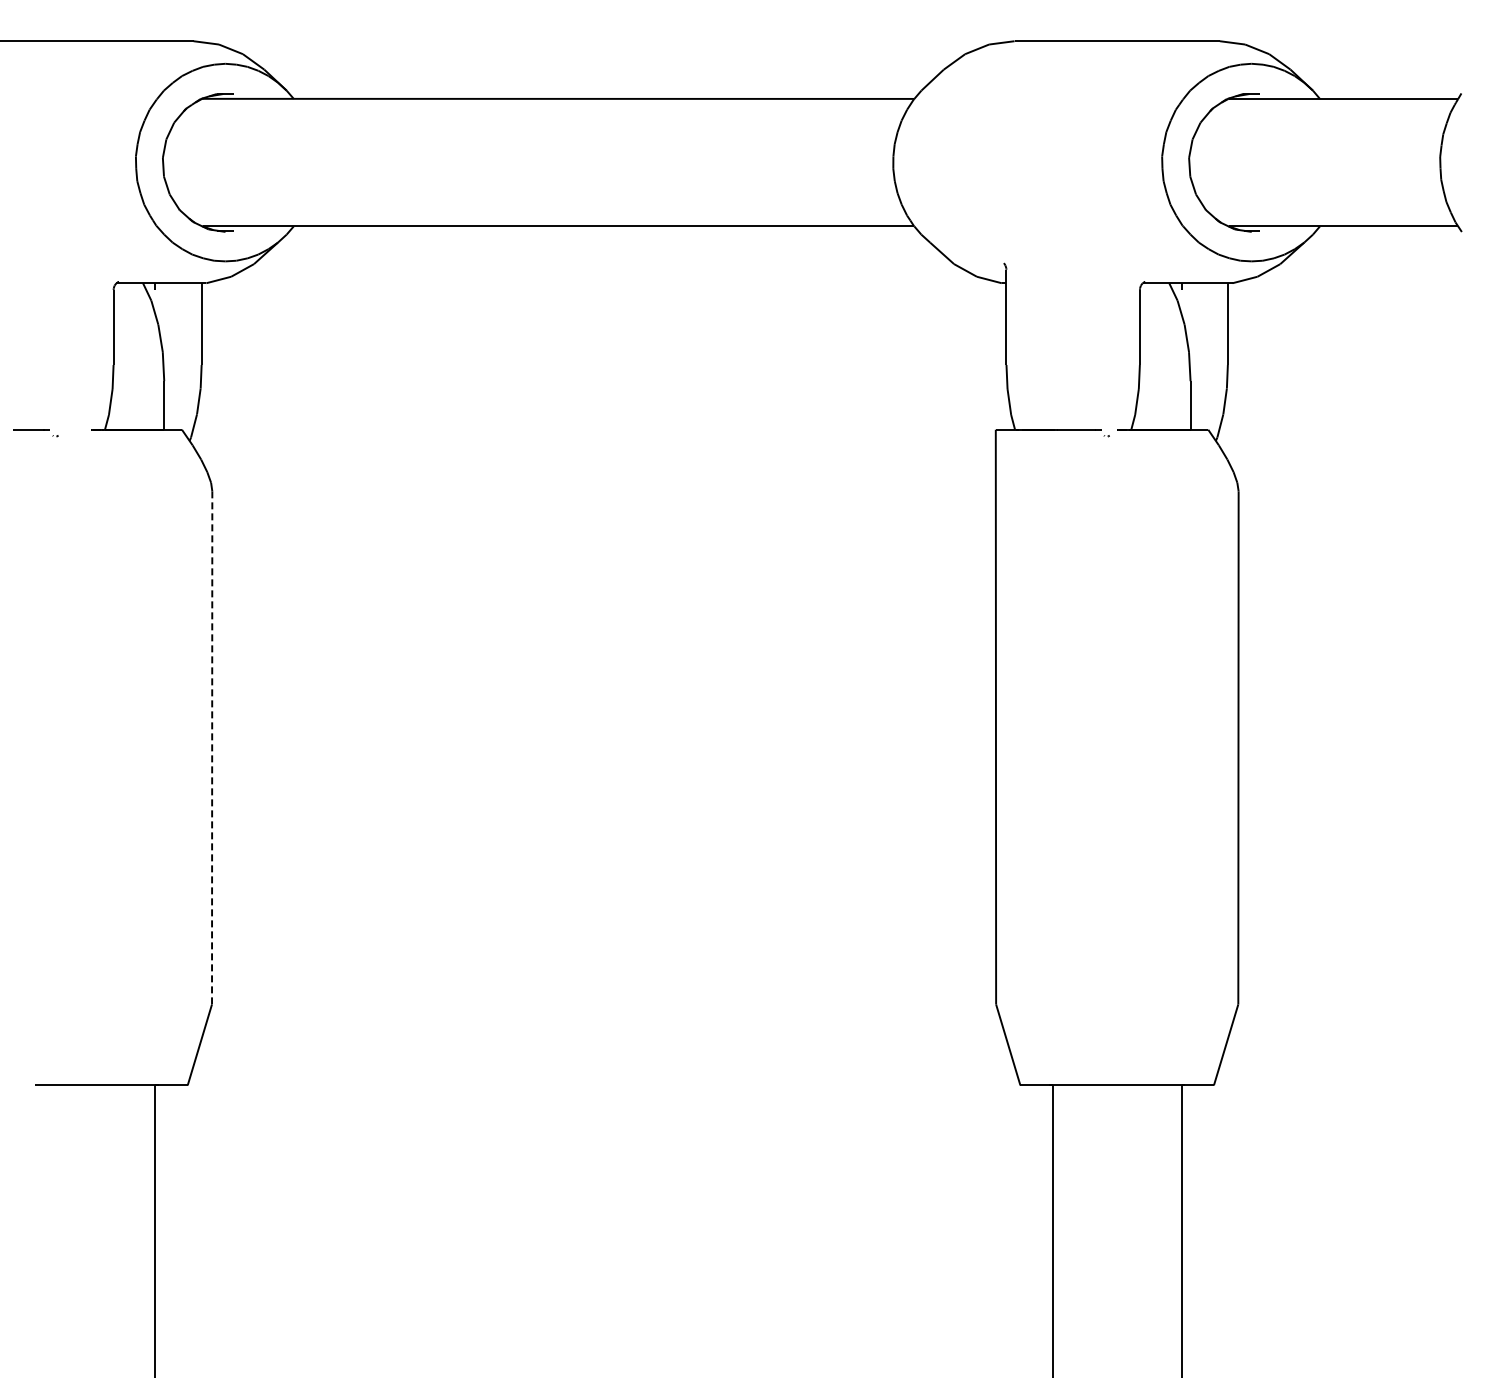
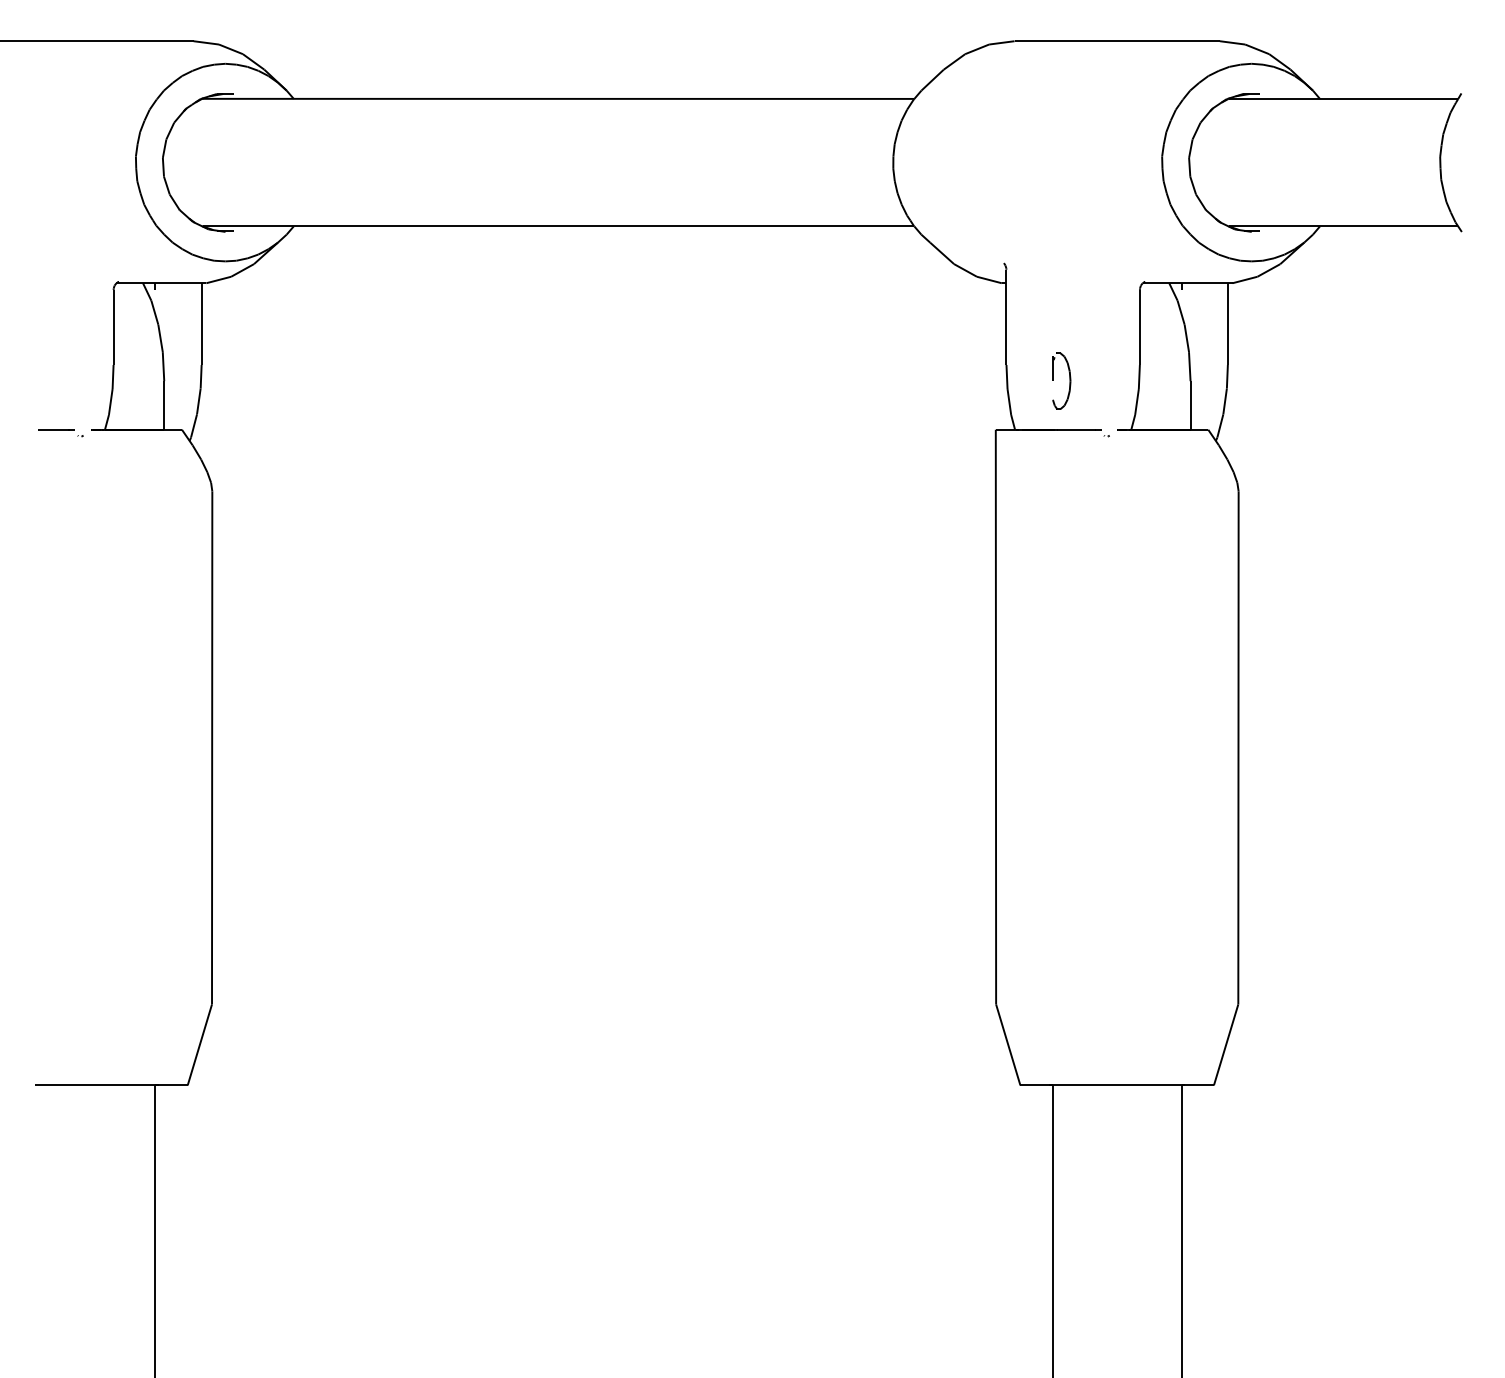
part: none -> present (1053, 380)
part position: (35, 433) -> (60, 433) (60, 433)
line: dashed -> solid (212, 747)
